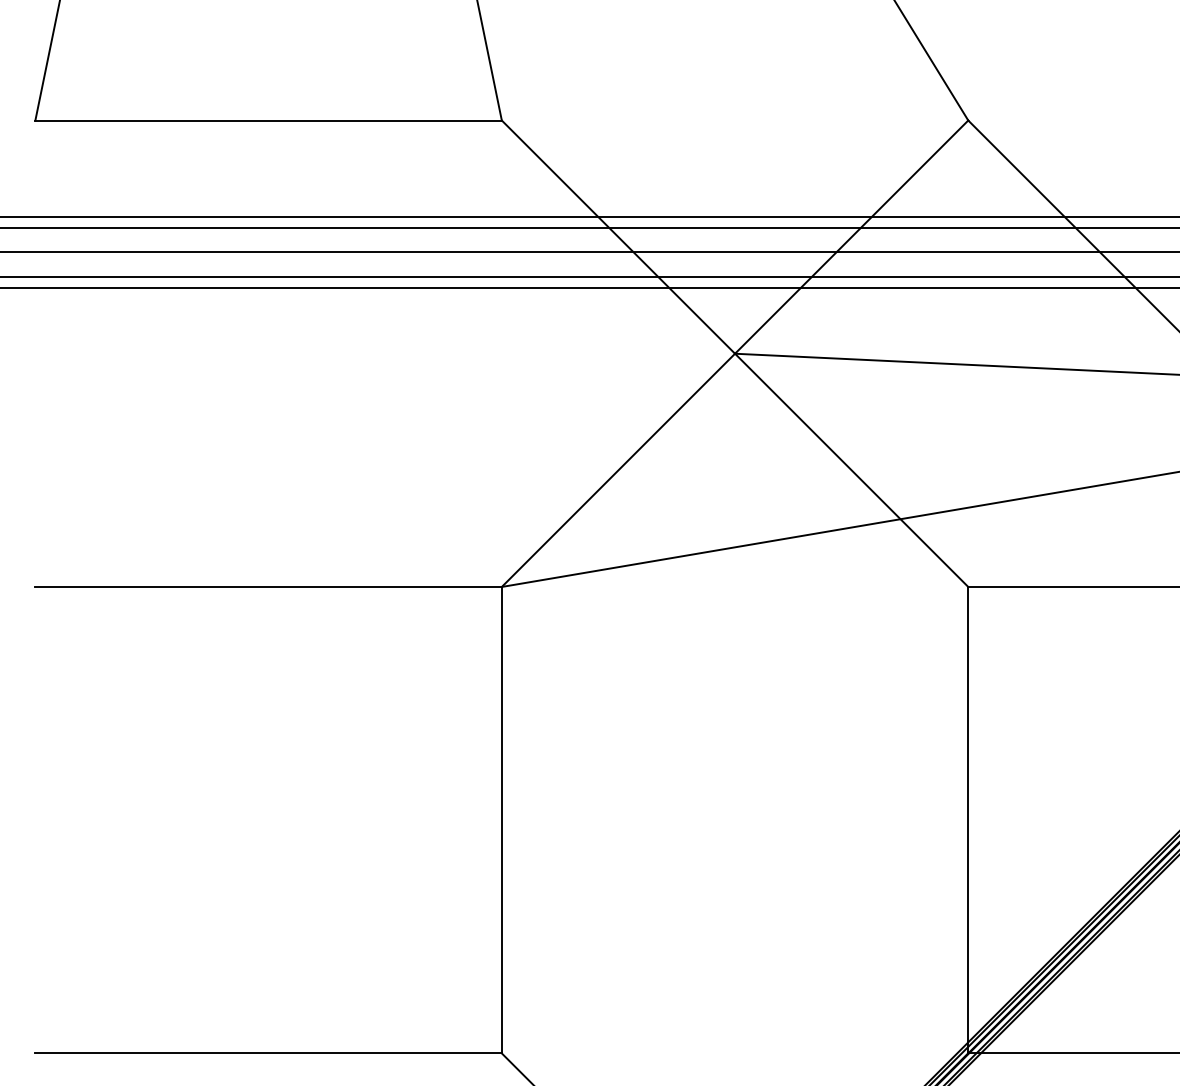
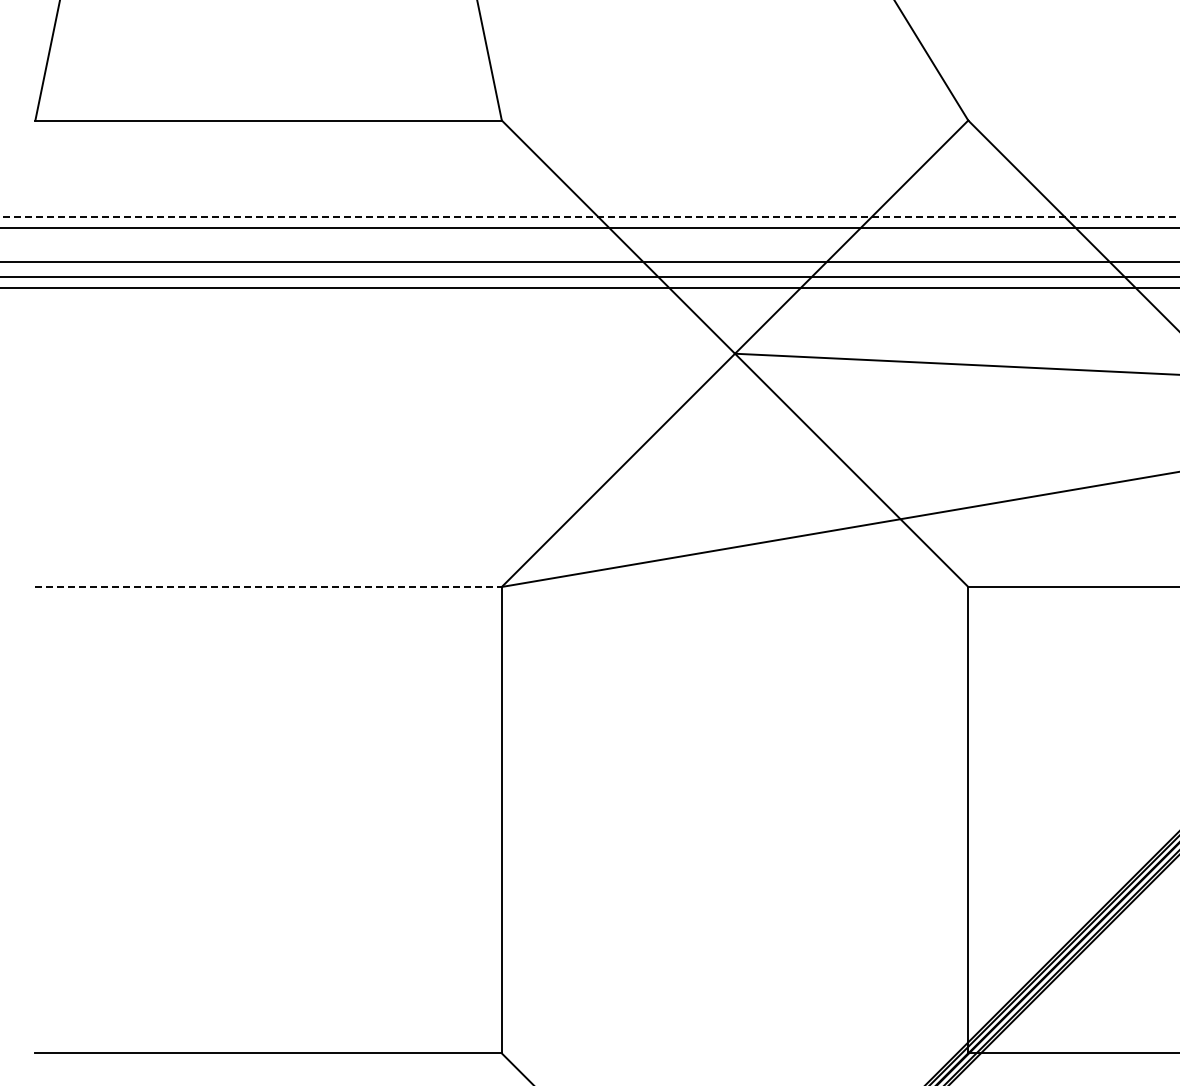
line: solid -> dashed (589, 217)
line position: (589, 252) -> (589, 262) (589, 262)
line: solid -> dashed (269, 586)
